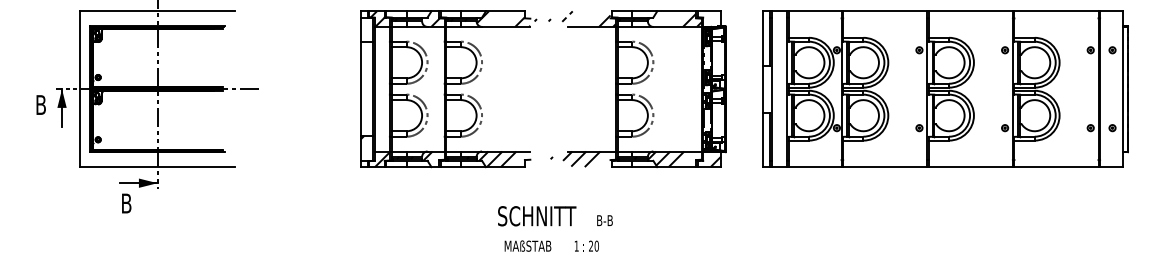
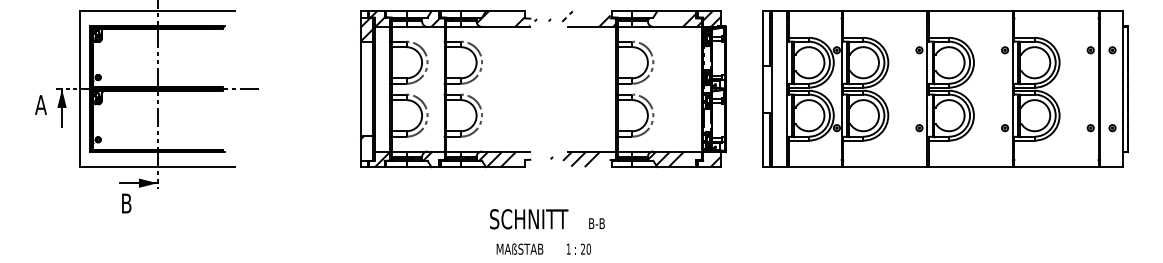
hatch: none -> present (709, 18)
hatch: none -> present (366, 29)
text: B -> A (40, 104)
text position: (555, 228) -> (547, 231) (547, 231)
